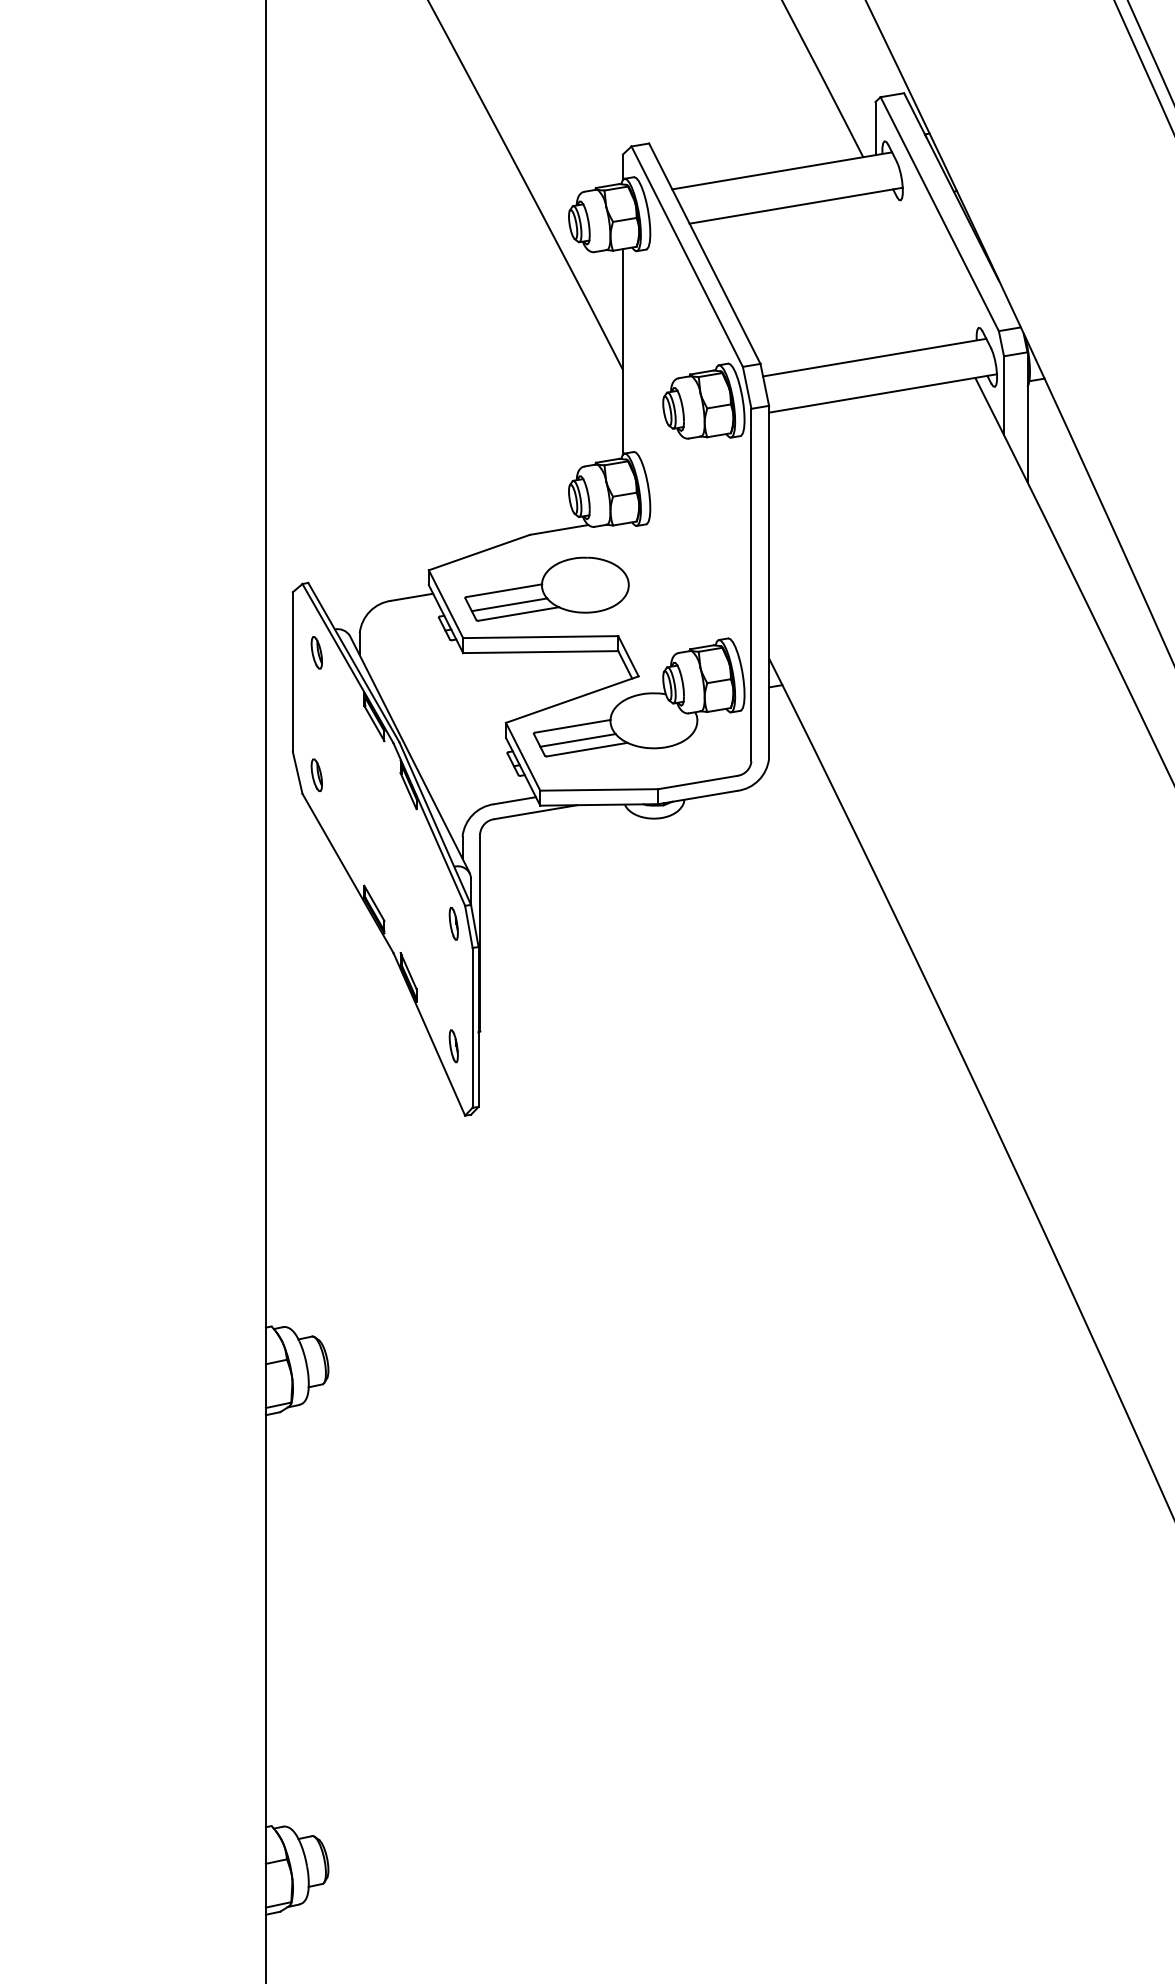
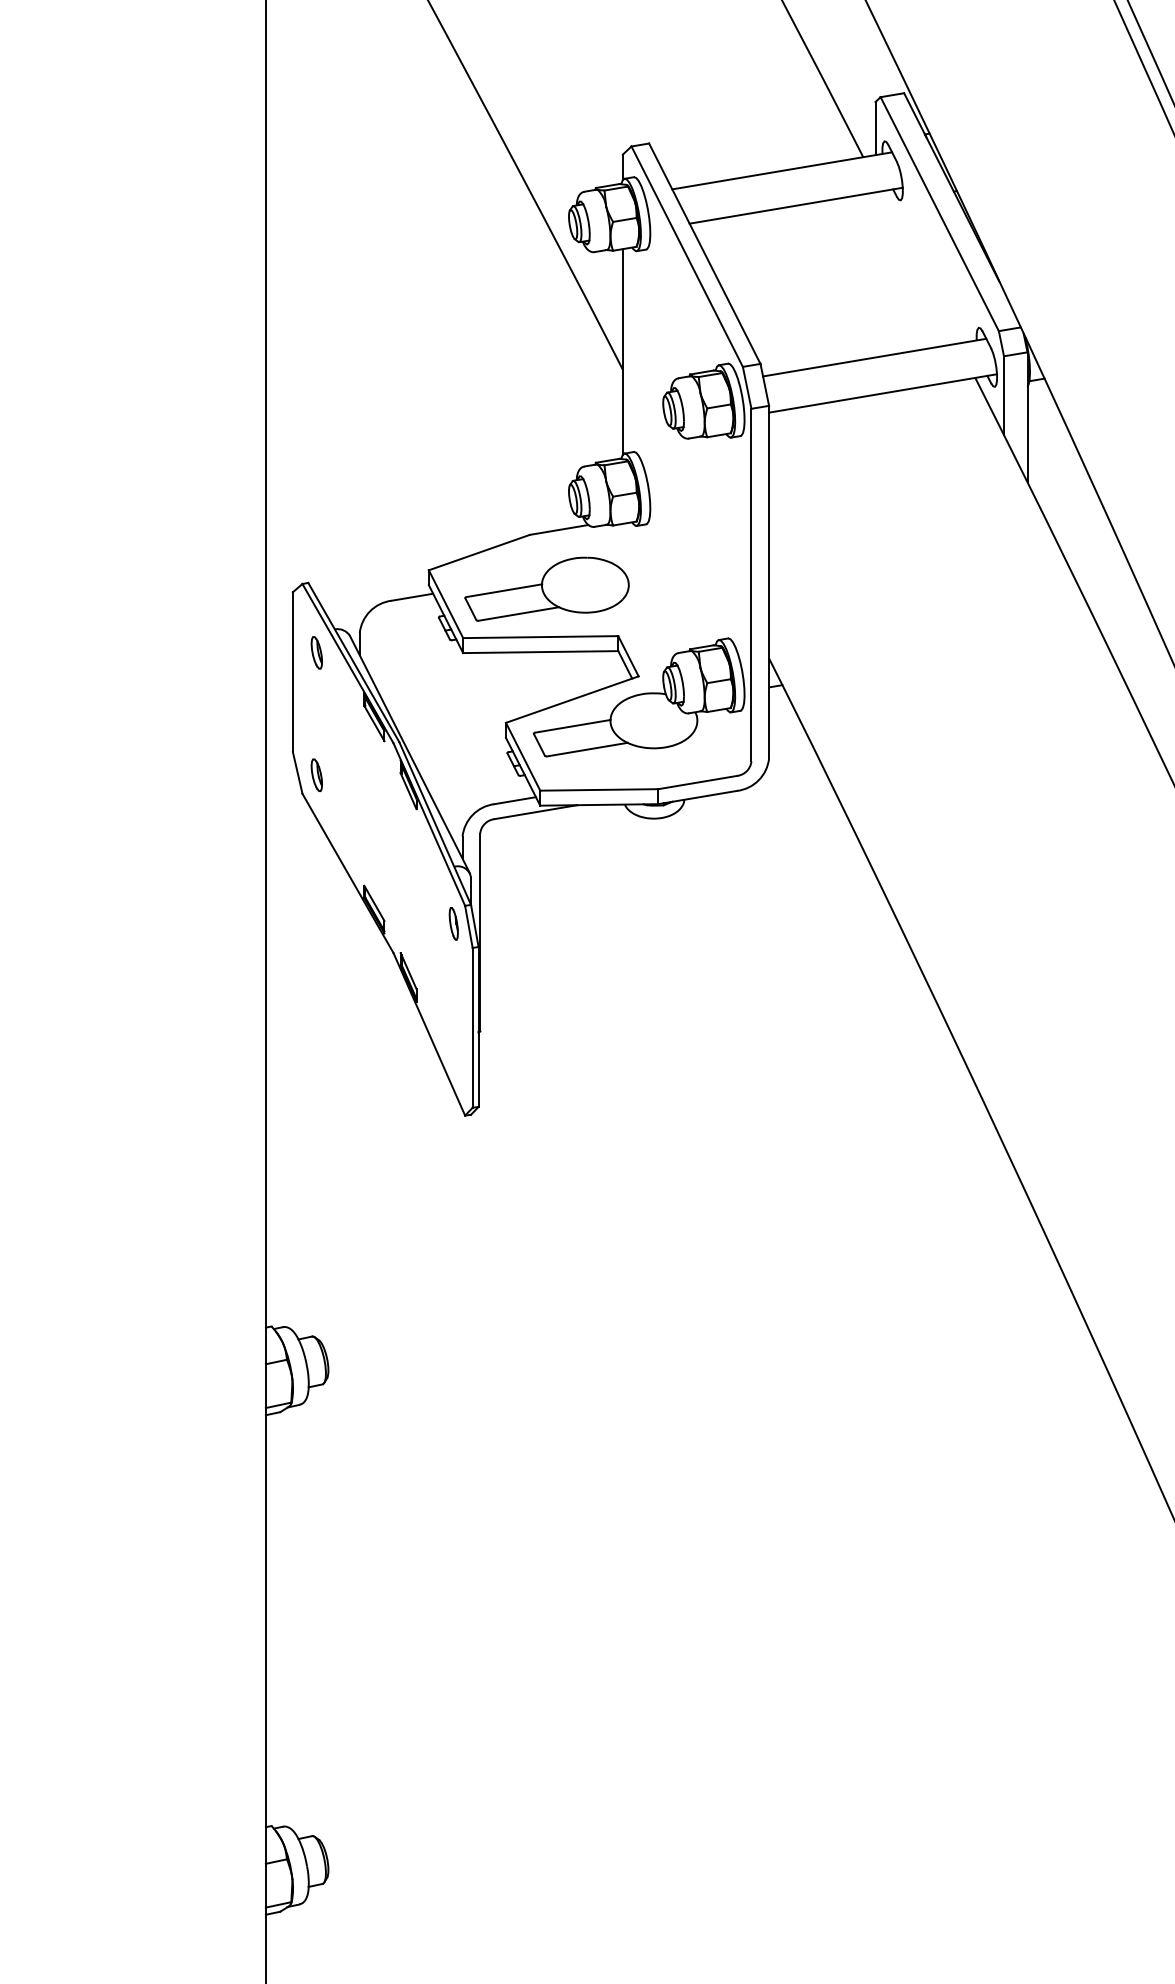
line: present -> none (509, 604)
line: present -> none (577, 740)
part: present -> none (453, 1046)
